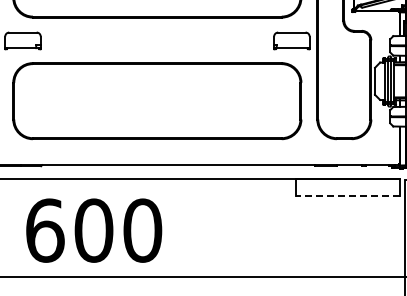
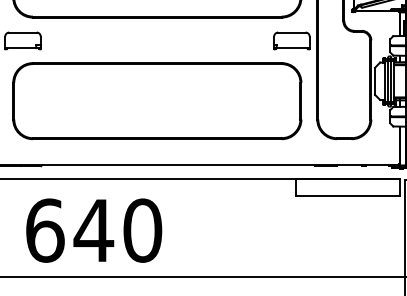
line: dashed -> solid (348, 195)
text: 600 -> 640 (93, 230)
